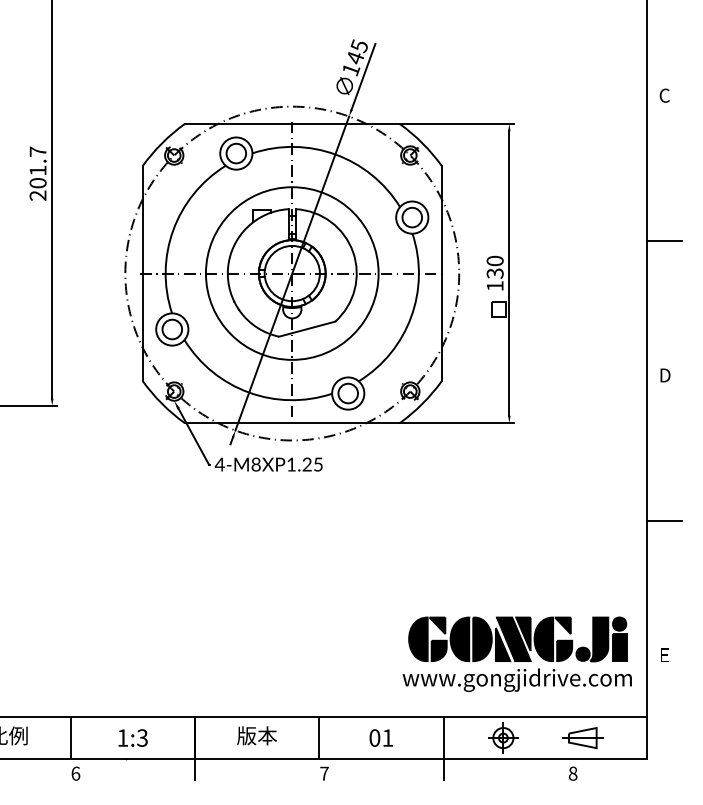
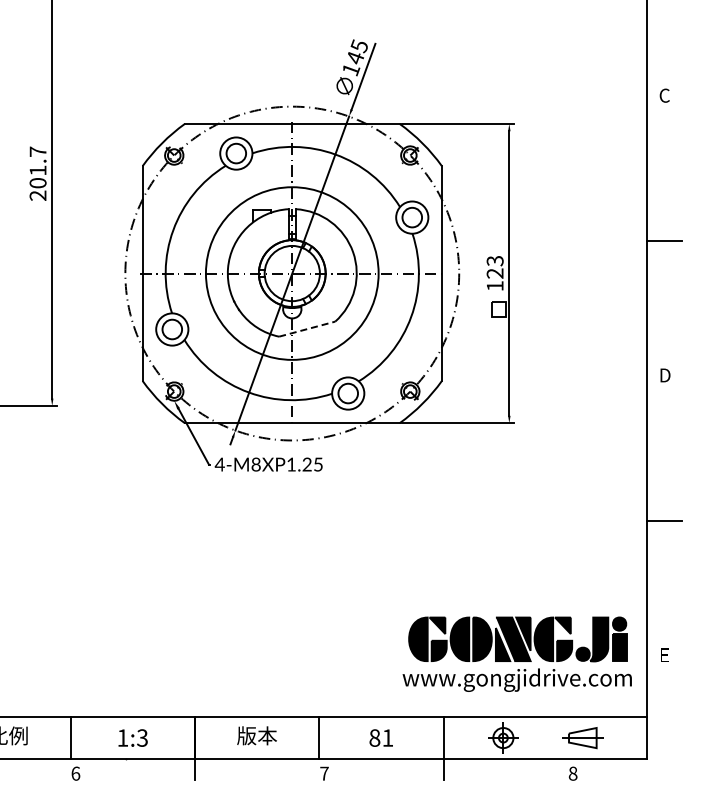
text: 130 -> 123 (494, 266)
line: solid -> dashed (307, 329)
text: 01 -> 81 (374, 737)
